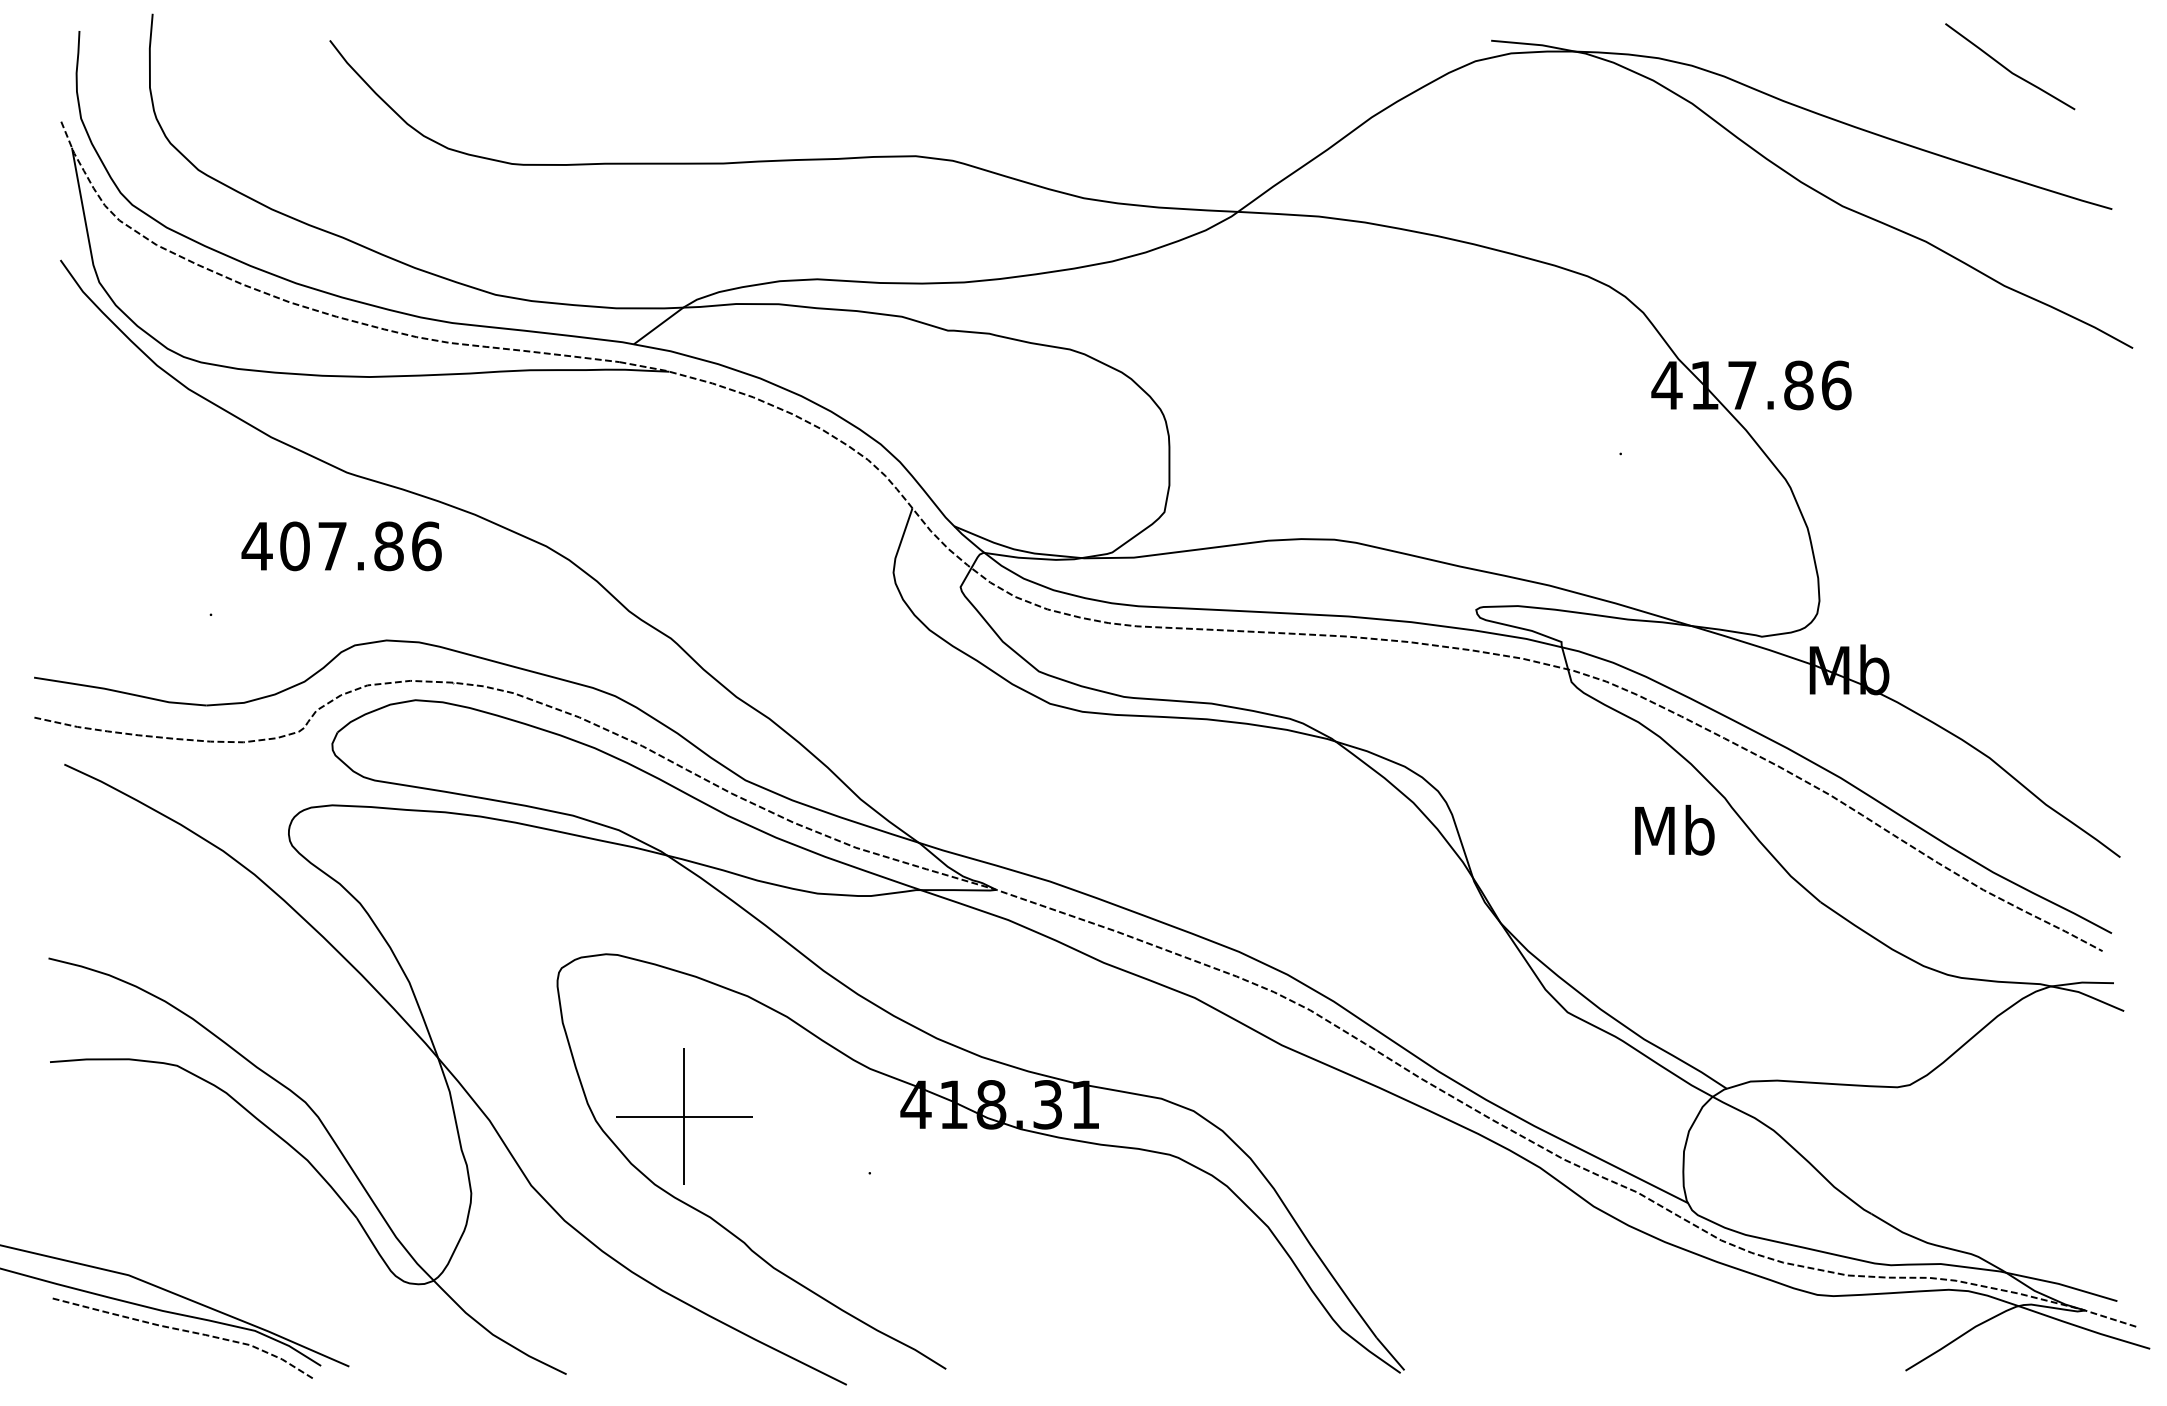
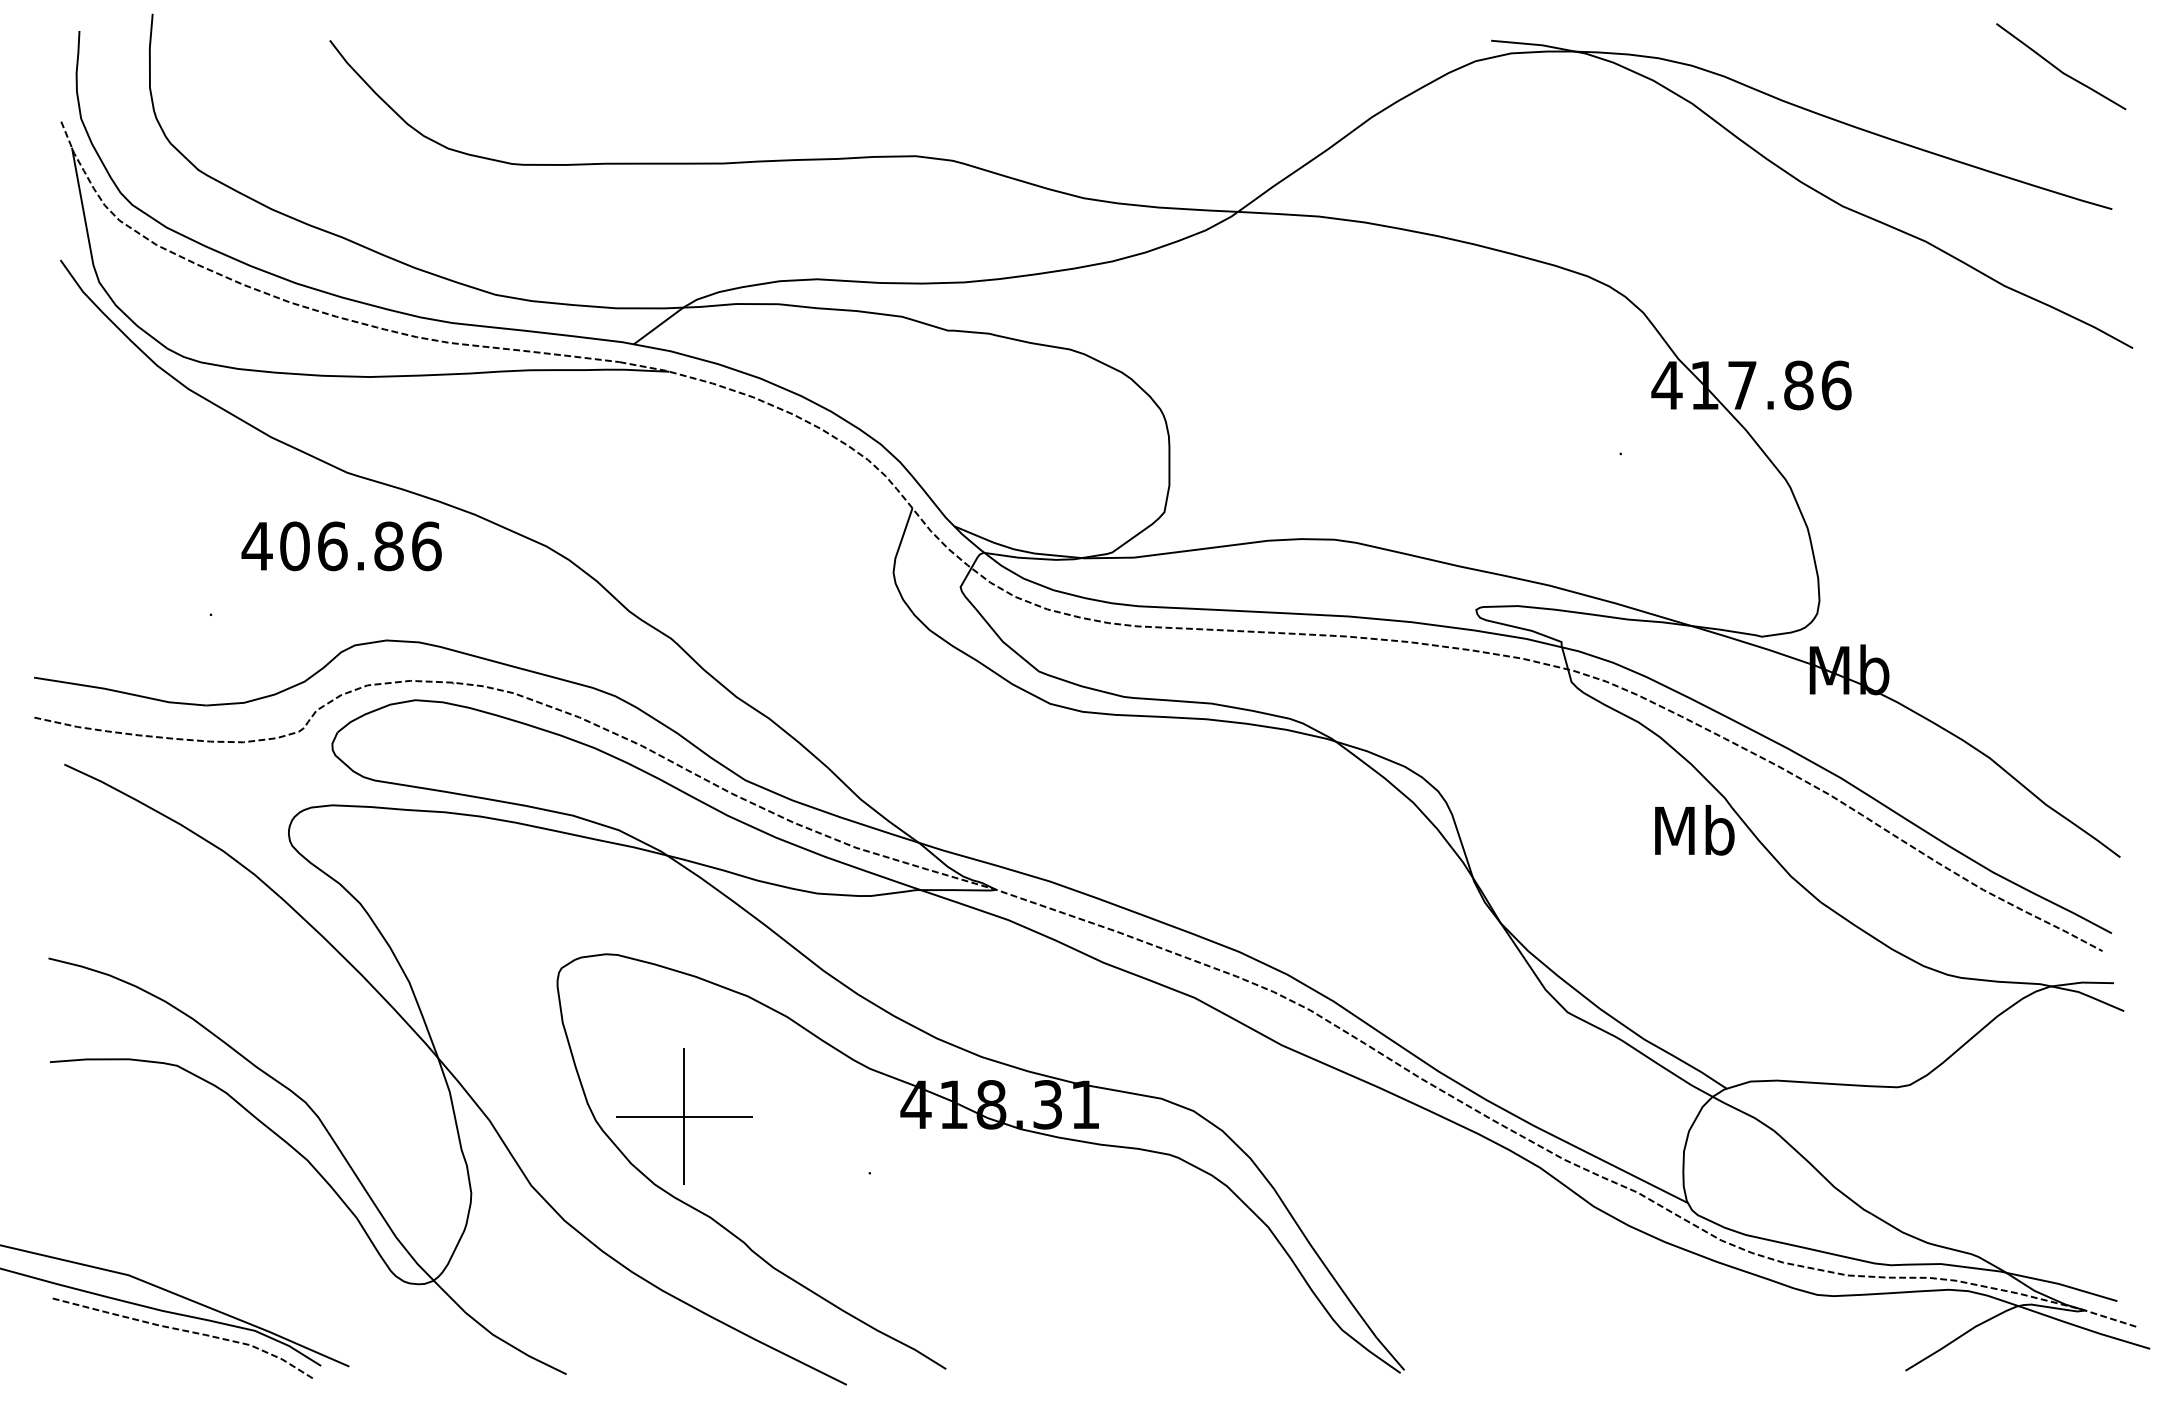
line position: (2009, 69) -> (2060, 69) (2060, 69)
text: 407.86 -> 406.86 (332, 546)
text position: (1674, 829) -> (1694, 829) (1694, 829)
